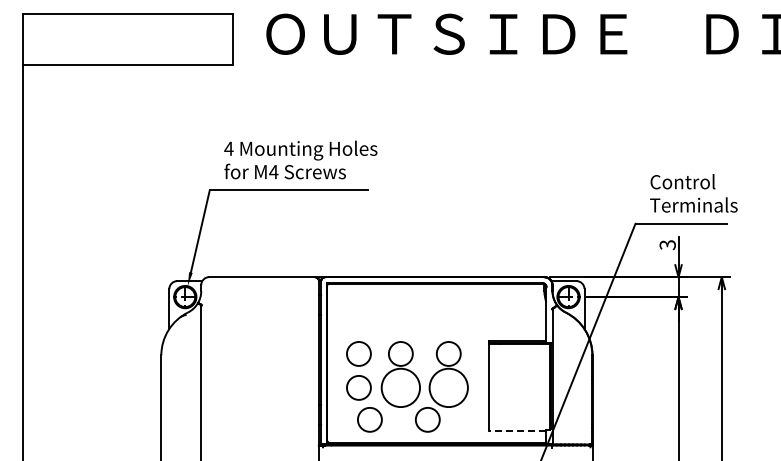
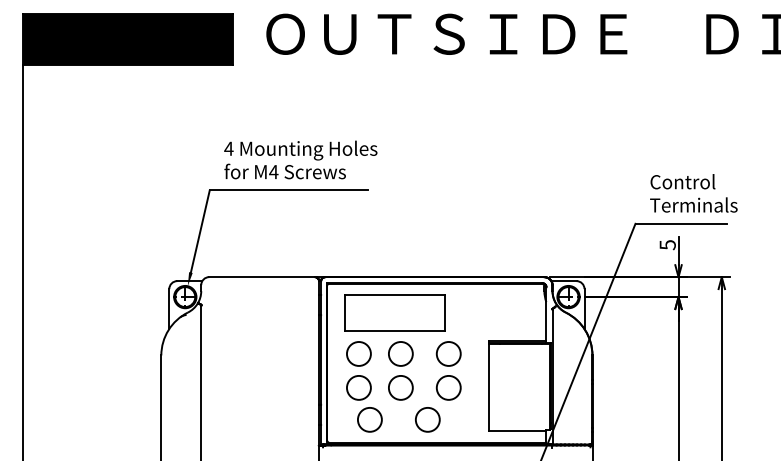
fill: none -> present (128, 39)
text: 3 -> 5 (667, 244)
part: none -> present (394, 312)
circle diameter: 38 px -> 24 px (400, 387)
circle diameter: 38 px -> 24 px (448, 387)
line: dashed -> solid (517, 431)
